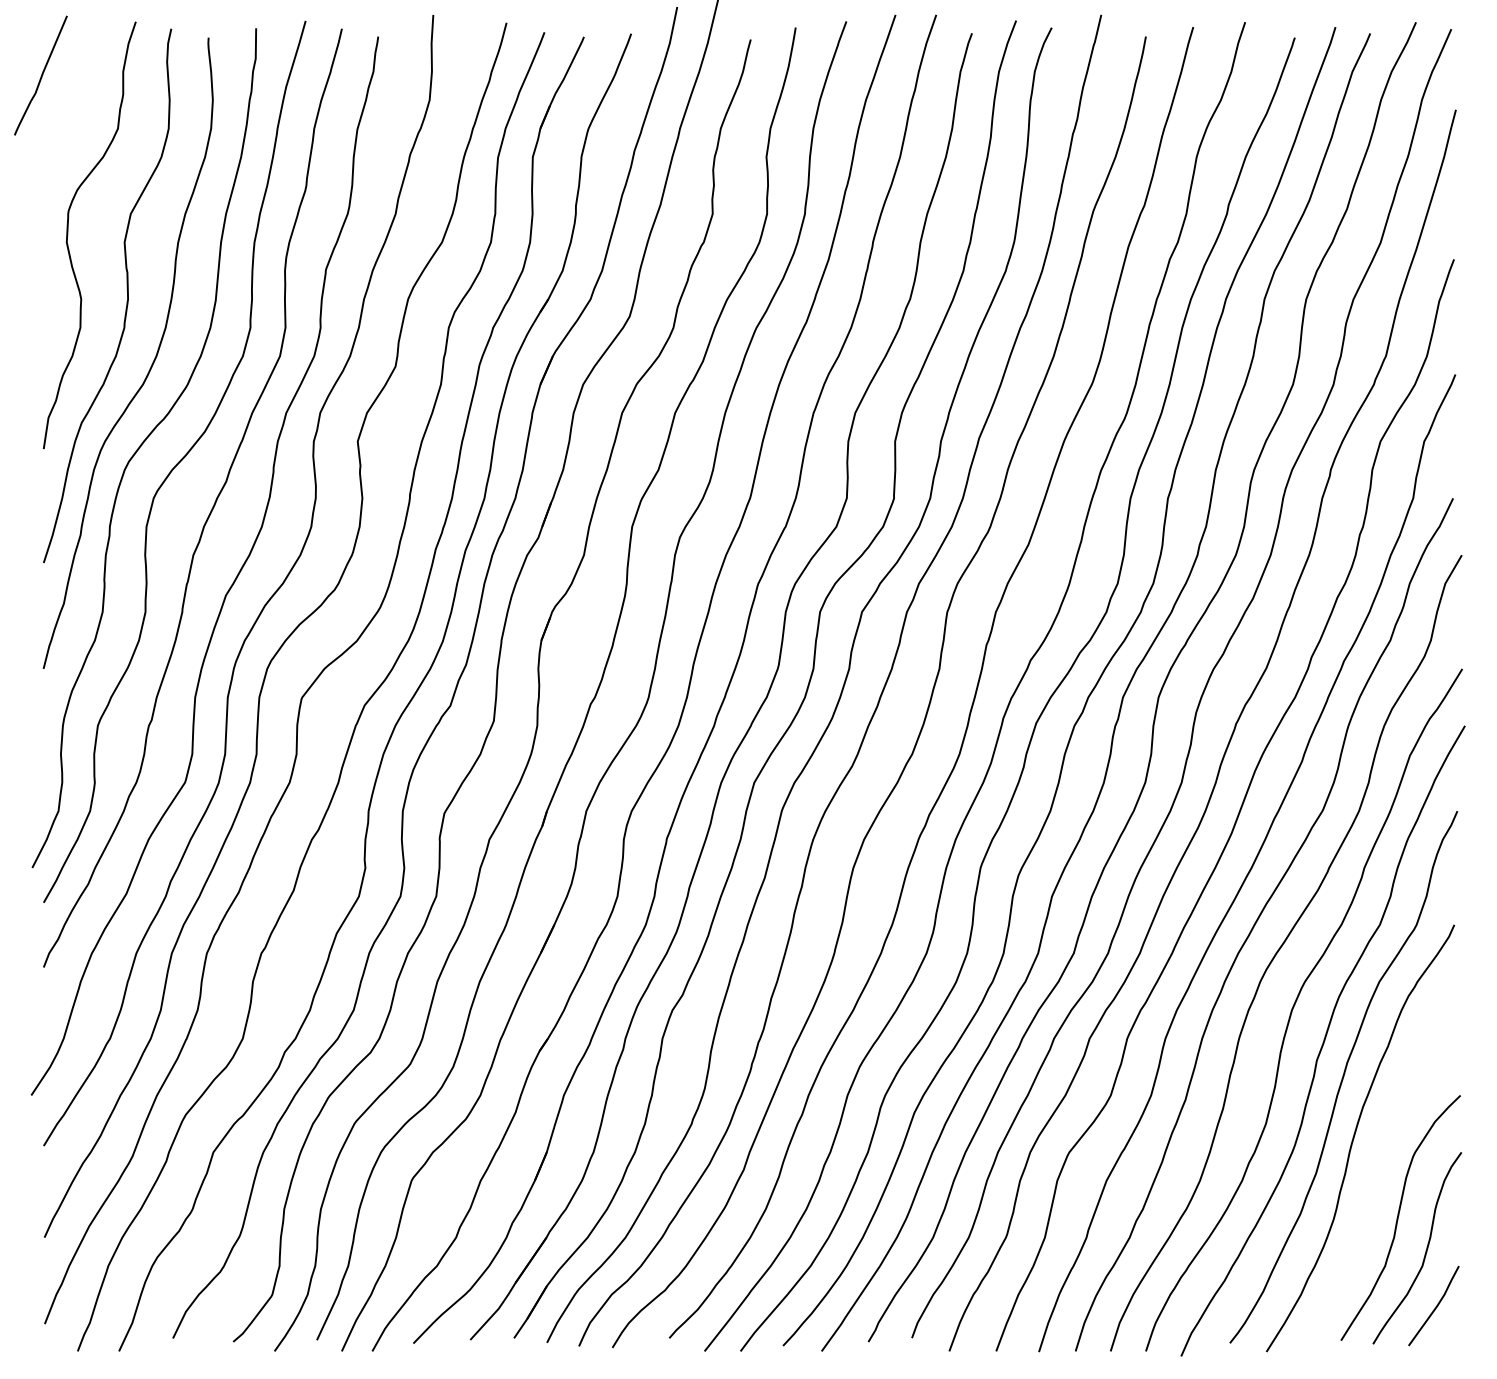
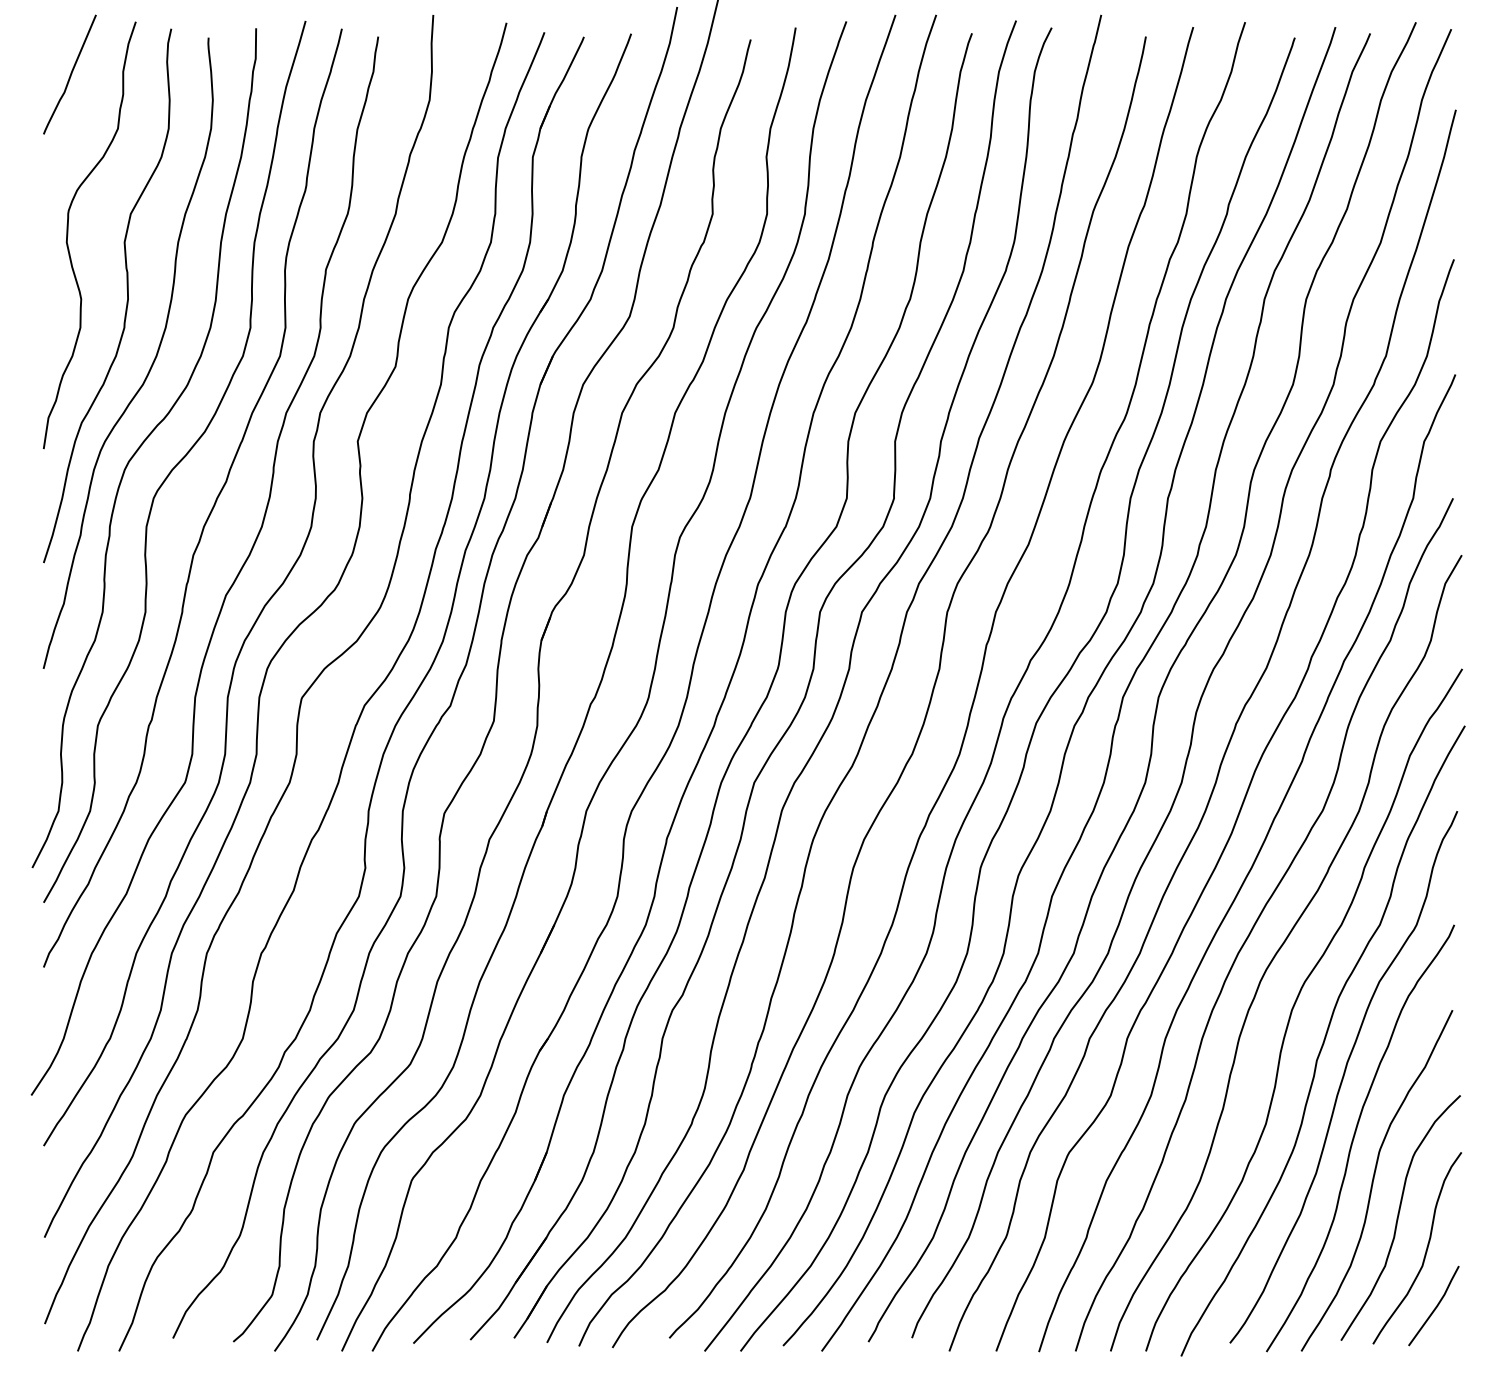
curve position: (41, 75) -> (70, 74) (70, 74)
curve: none -> present (1374, 1179)
